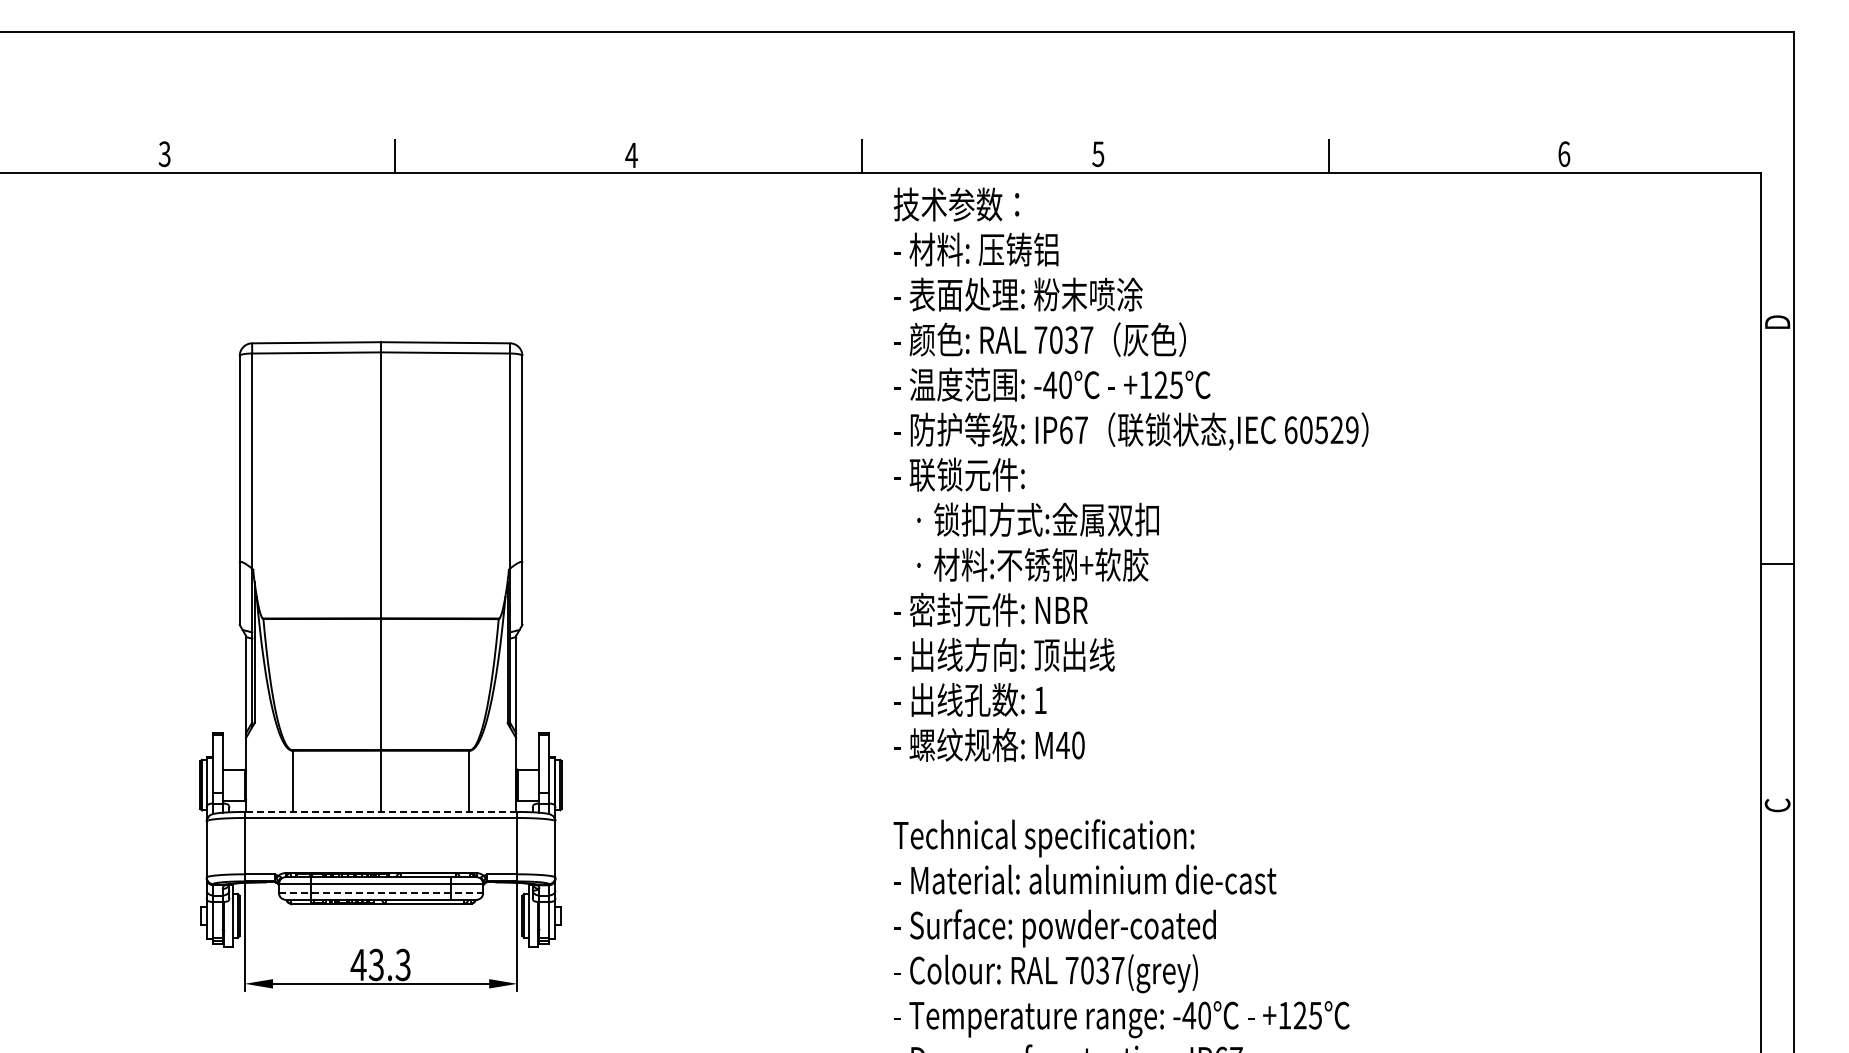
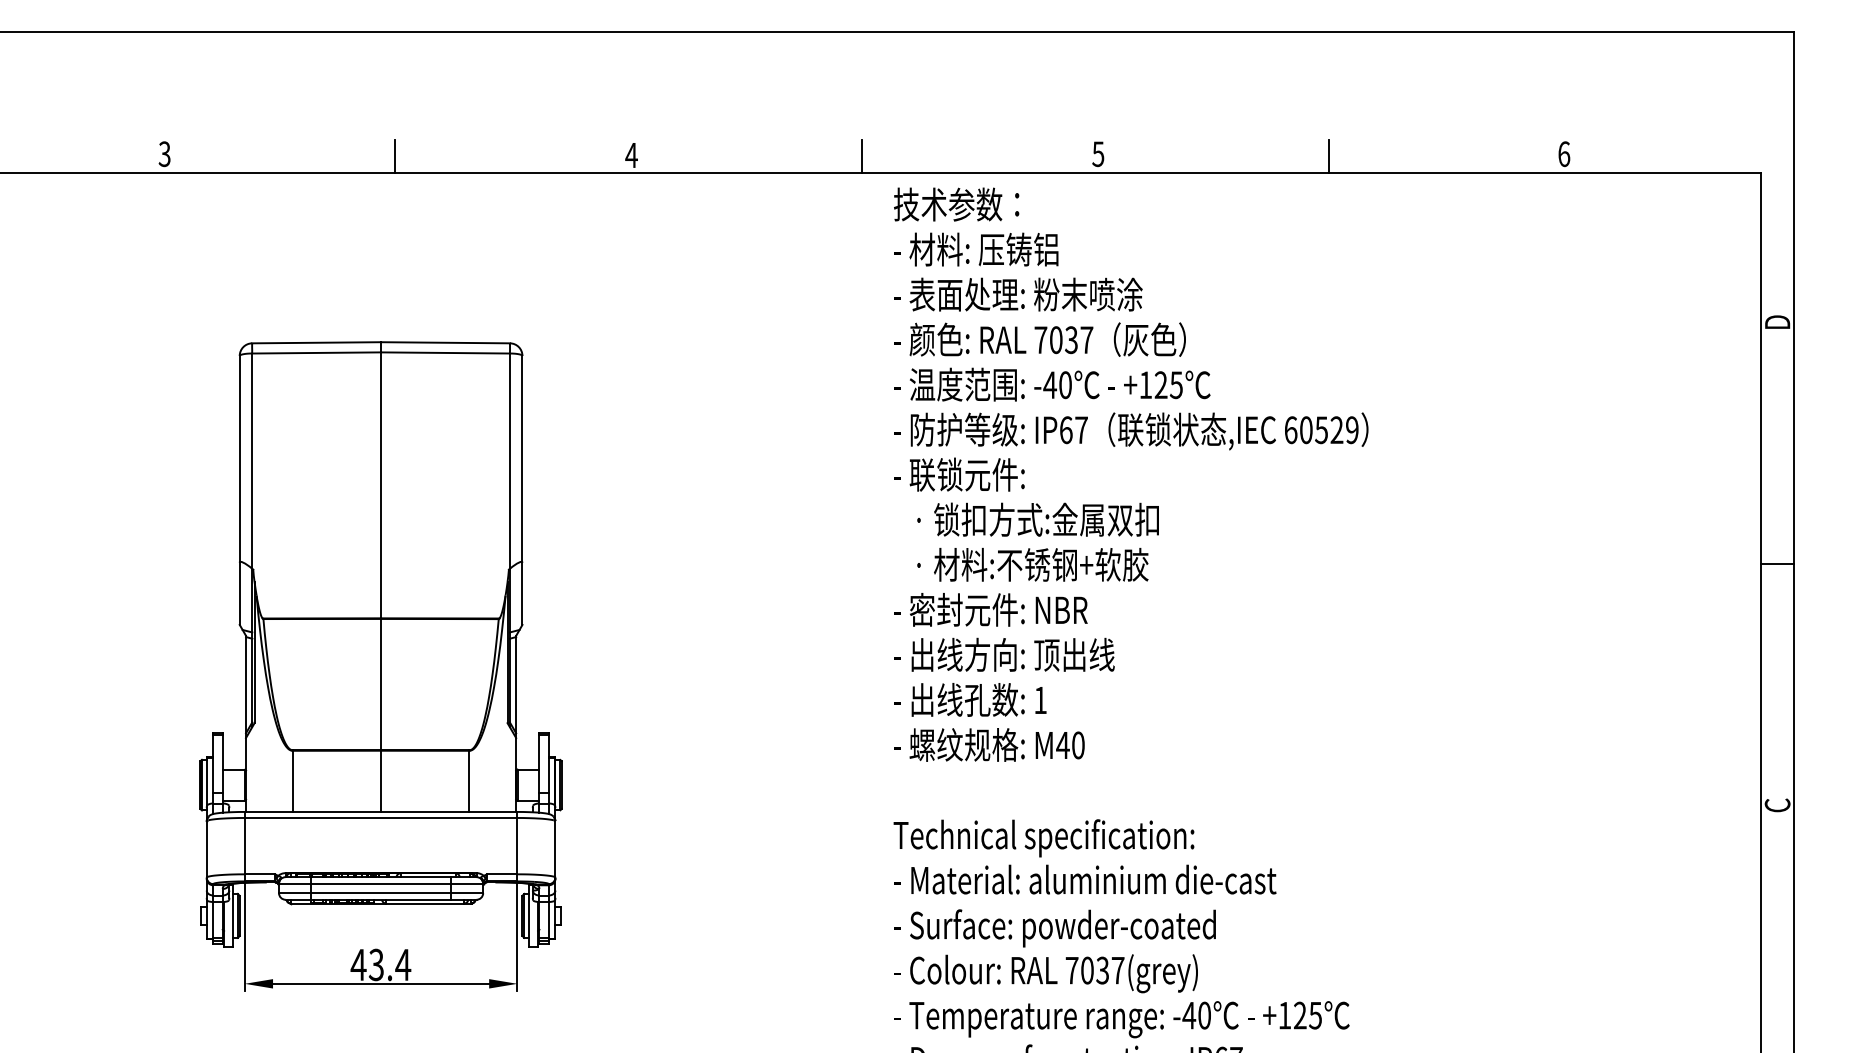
line: dashed -> solid (380, 811)
line: dashed -> solid (381, 893)
text: 43.3 -> 43.4 (403, 964)
